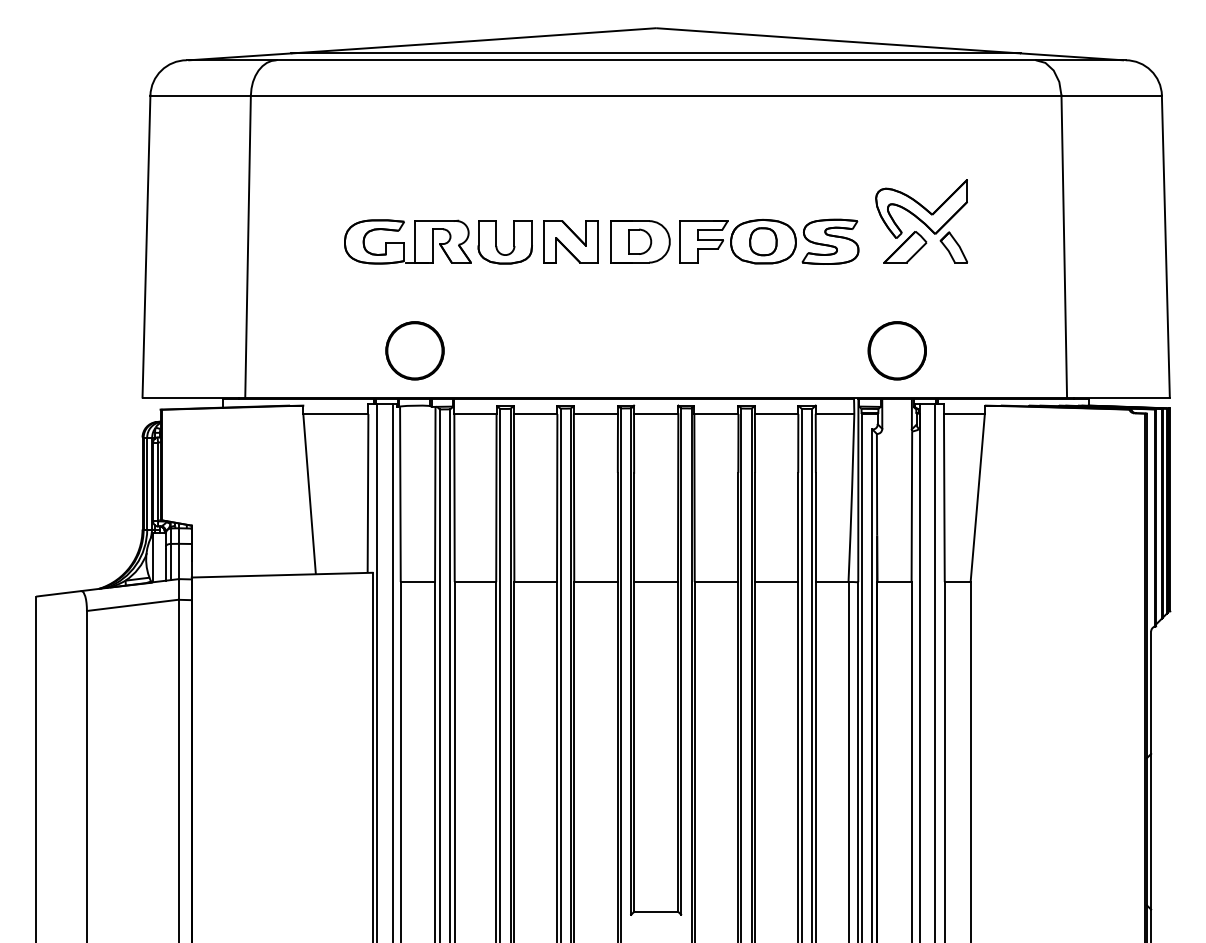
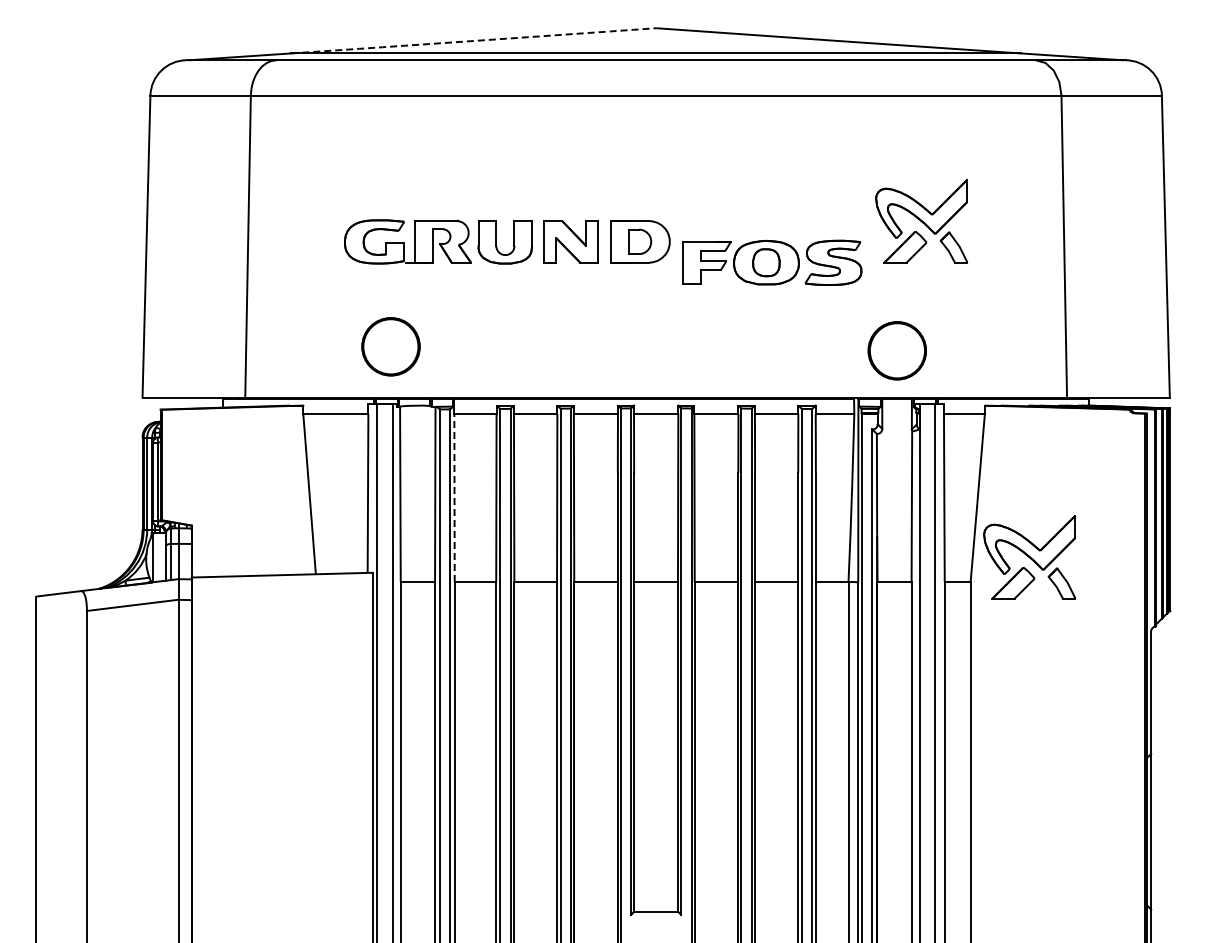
arc: solid -> dashed (473, 40)
part position: (769, 241) -> (772, 262) (772, 262)
circle position: (414, 350) -> (390, 346) (390, 346)
line: solid -> dashed (454, 497)
part: none -> present (1029, 557)
